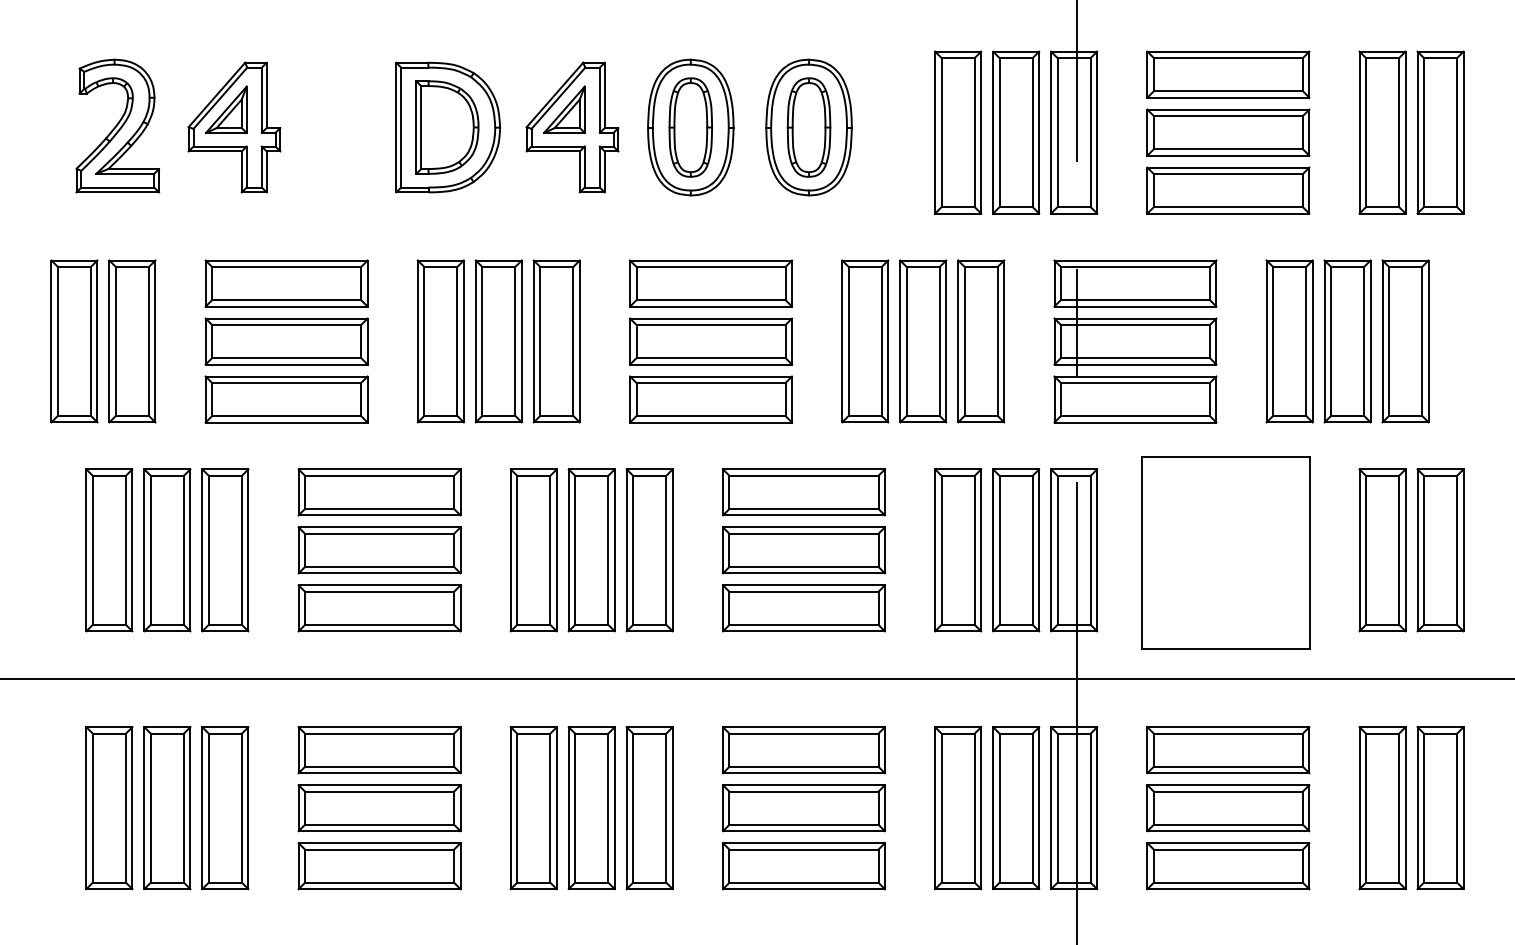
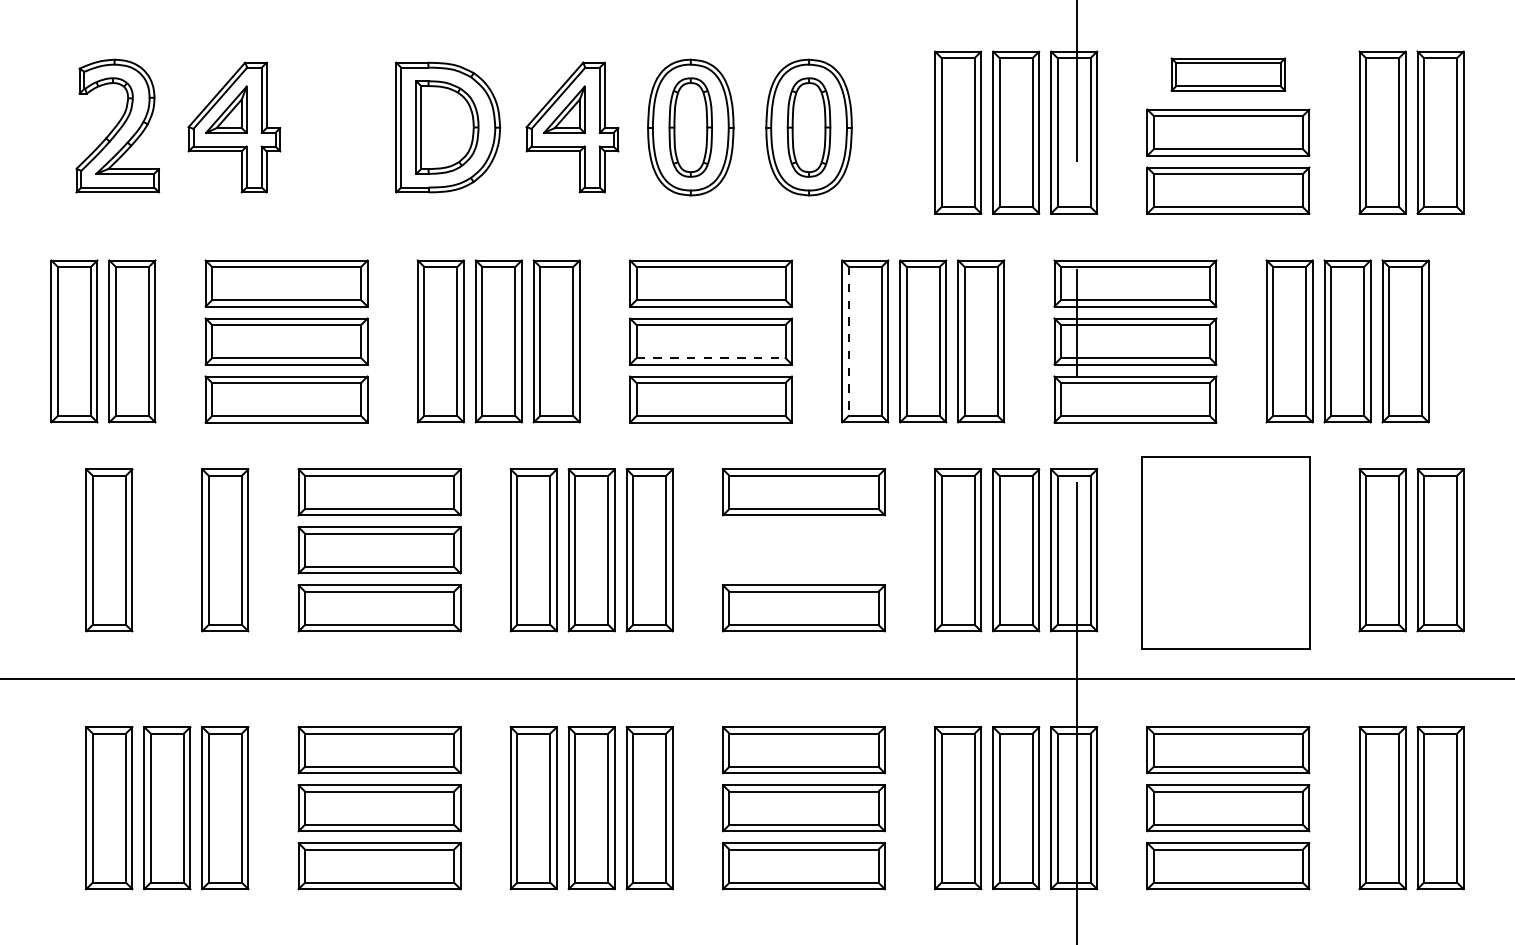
part size: 165x49 px -> 117x35 px (1228, 74)
line: solid -> dashed (848, 341)
line: solid -> dashed (711, 358)
part: present -> none (167, 550)
part: present -> none (803, 550)
